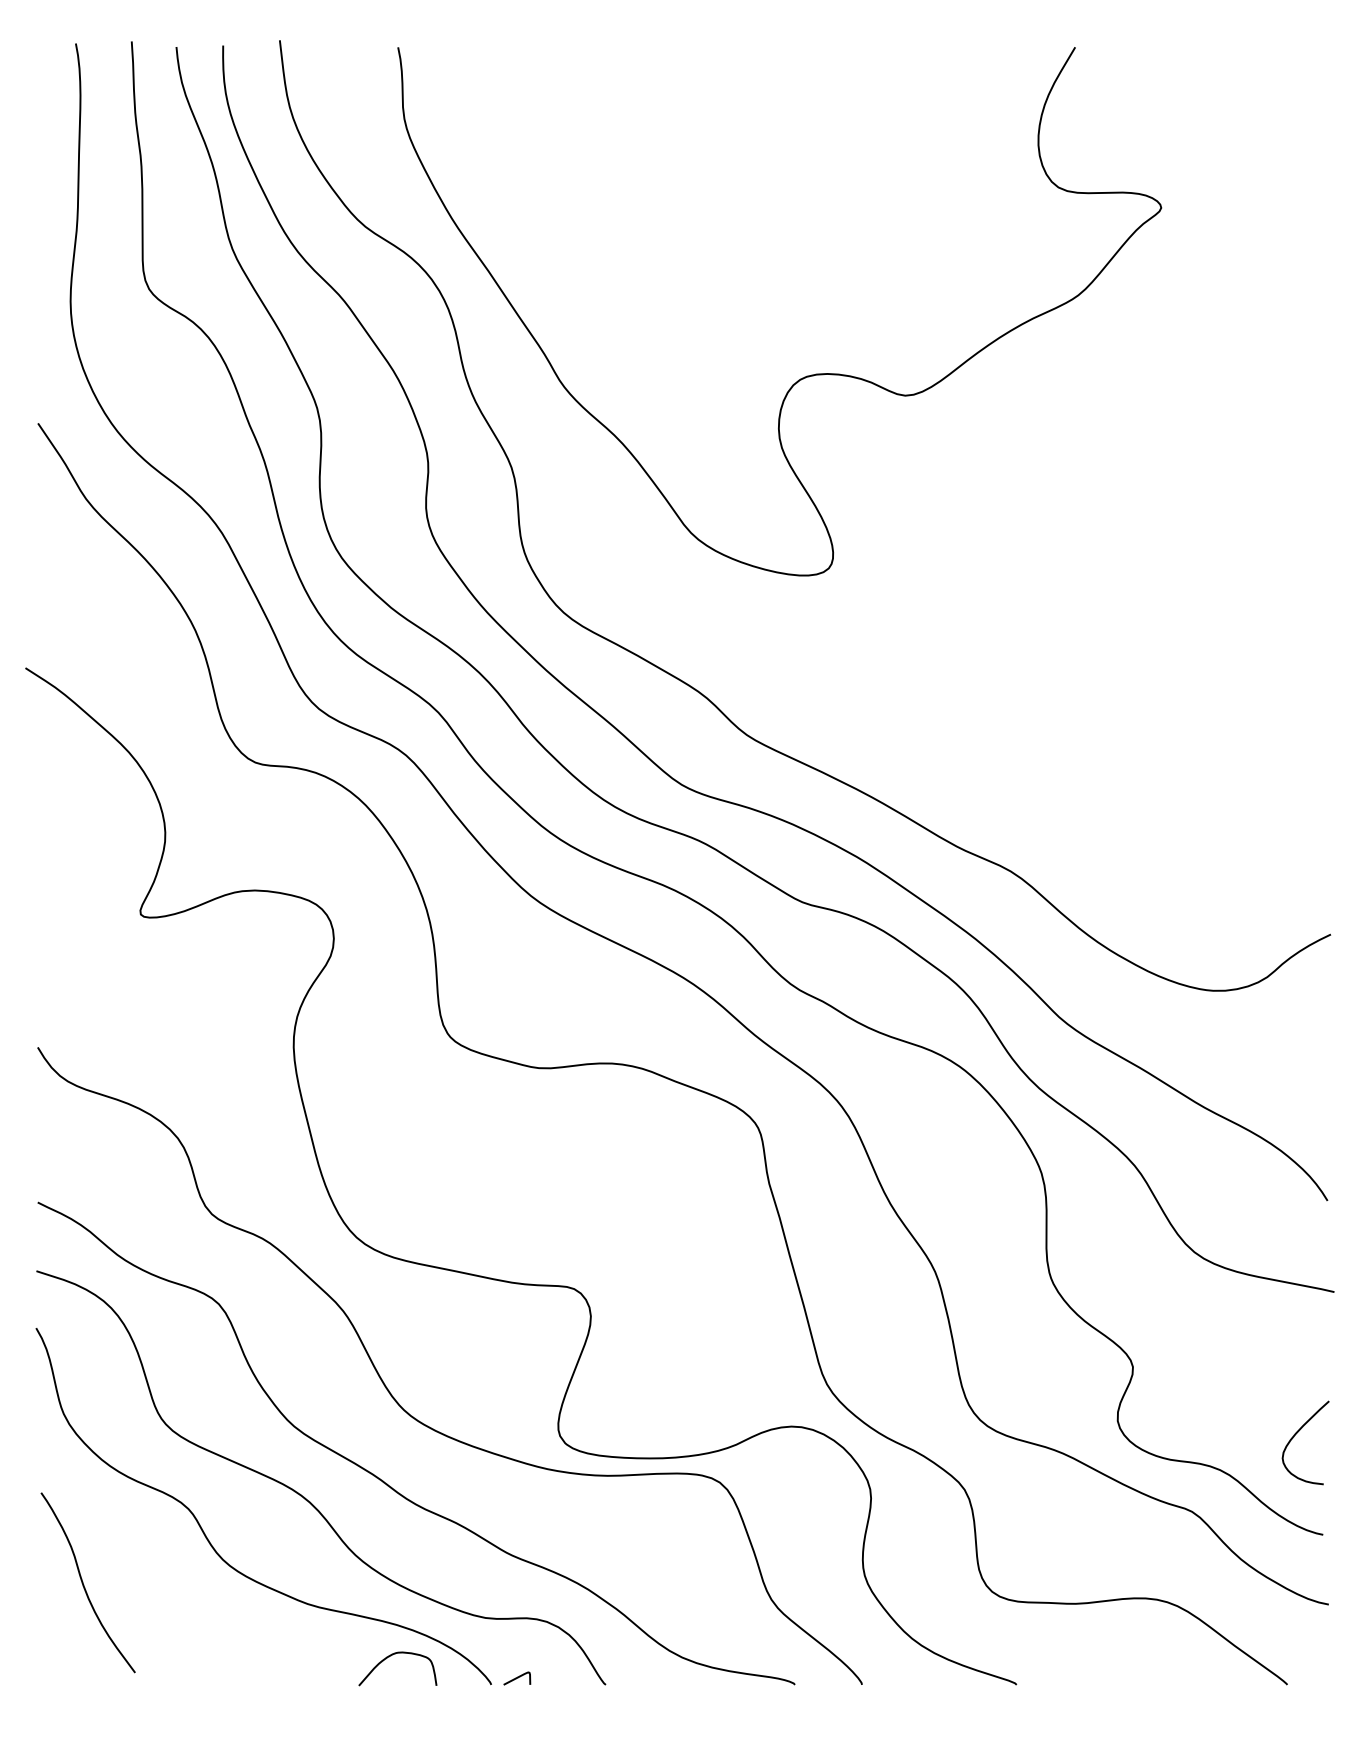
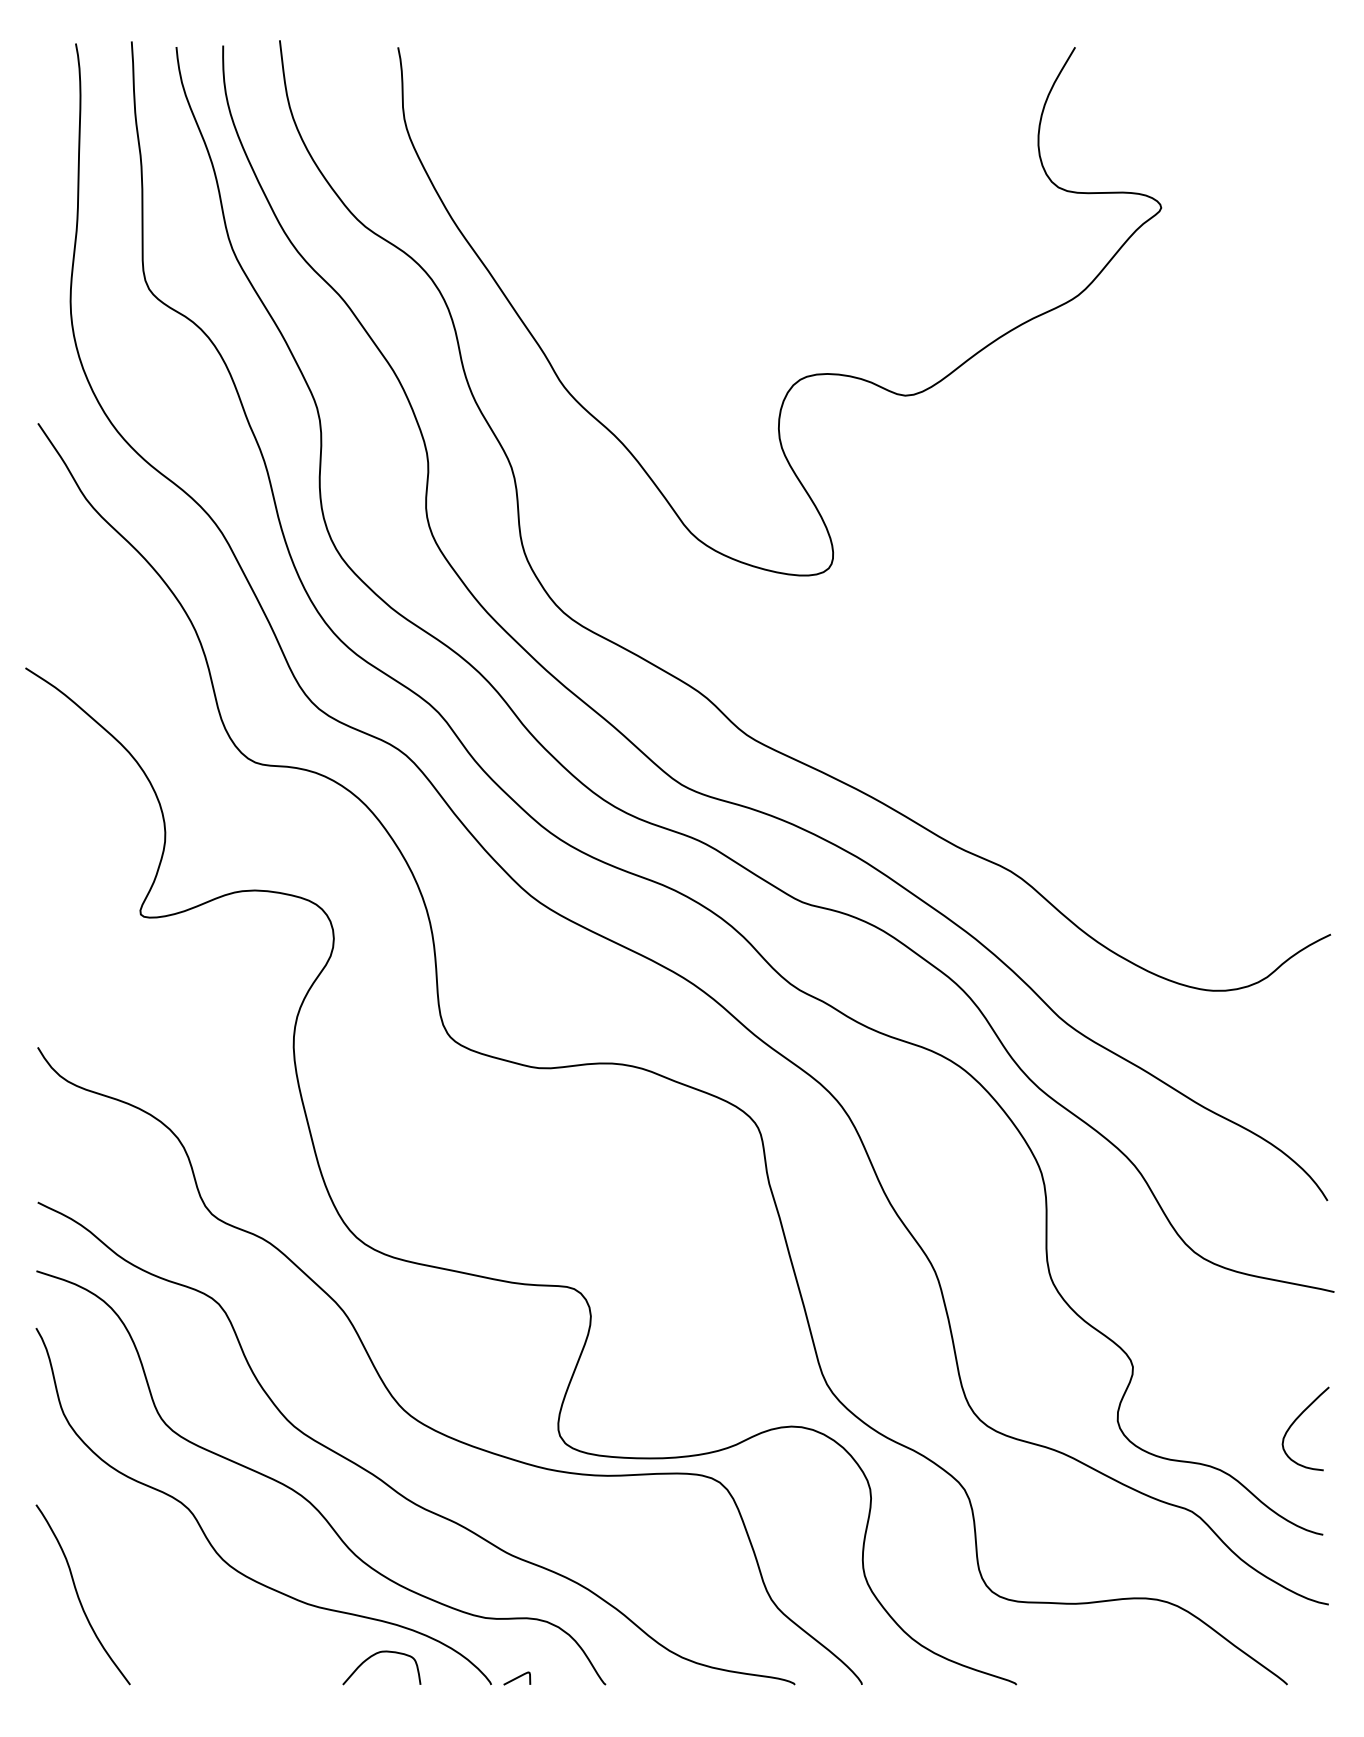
curve position: (1297, 1433) -> (1297, 1419) (1297, 1419)
curve position: (84, 1584) -> (79, 1596) (79, 1596)
curve position: (391, 1656) -> (375, 1655) (375, 1655)
